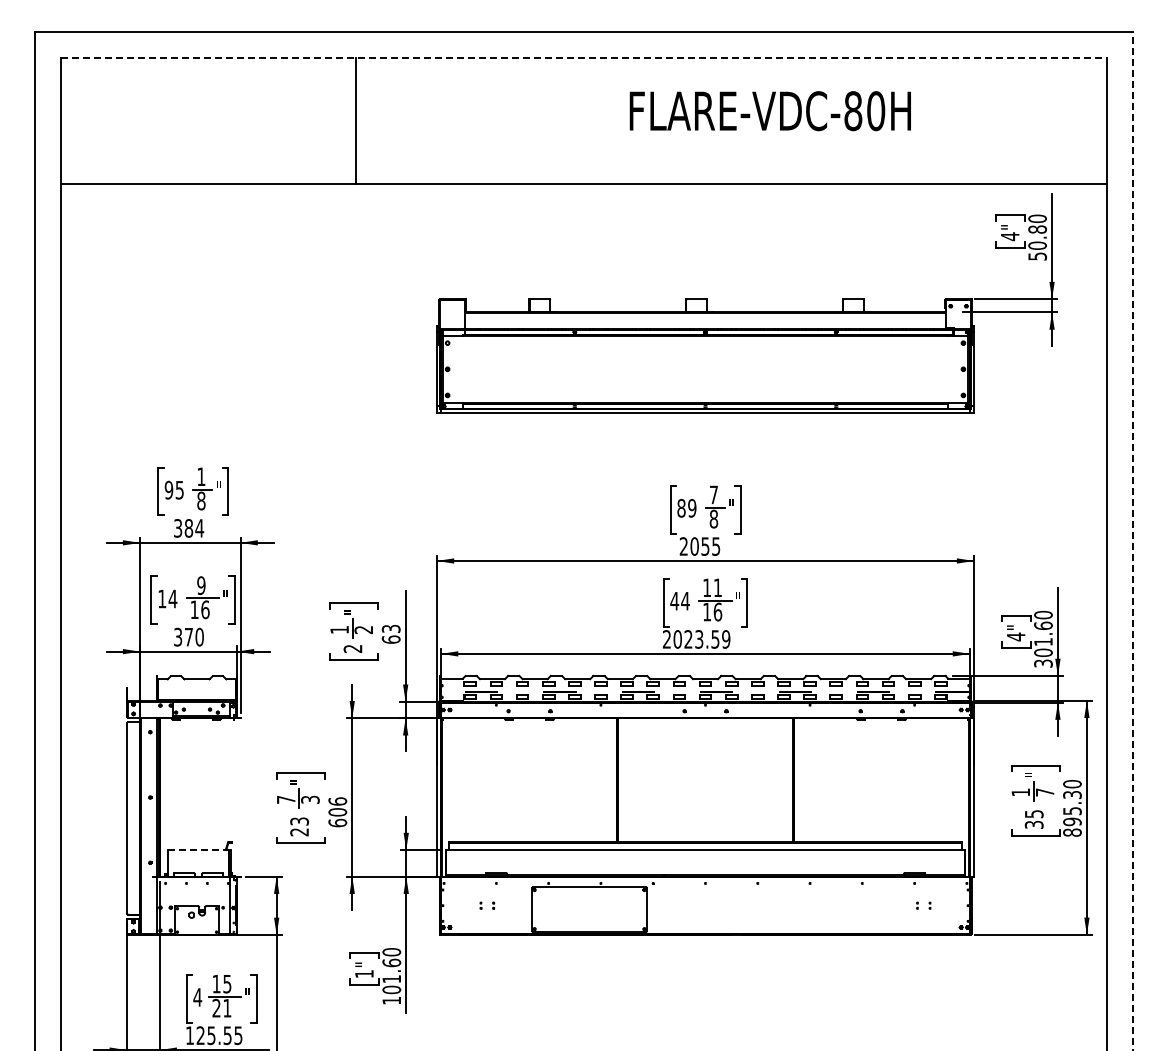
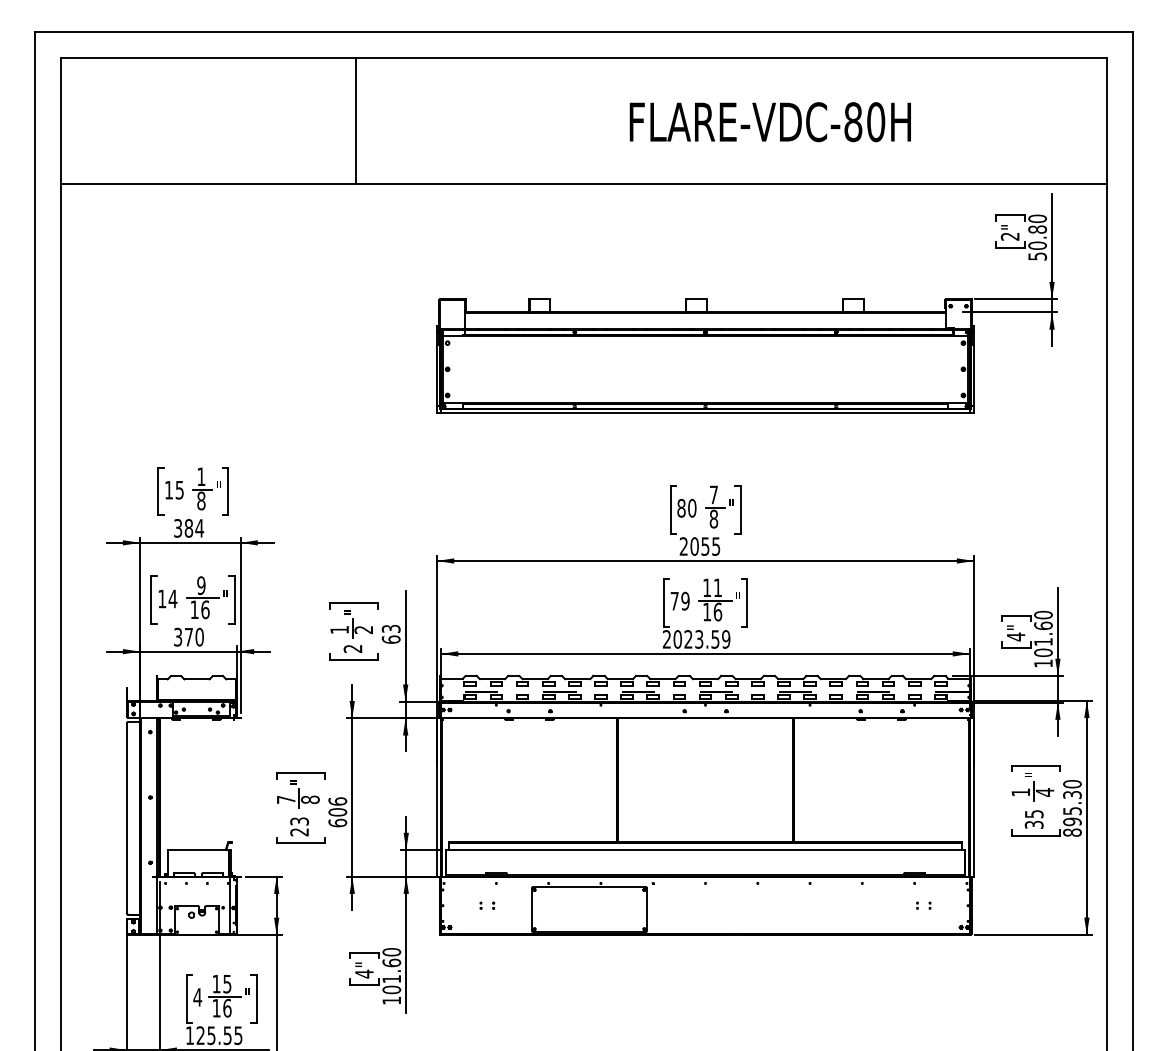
line: dashed -> solid (584, 57)
text position: (769, 111) -> (769, 122) (769, 122)
text: 4" -> 2" (1009, 236)
text: 95 -> 15 (168, 489)
text: 89 -> 80 (692, 508)
line: dashed -> solid (1132, 540)
text: 44 -> 79 (679, 600)
text: 301.60 -> 101.60 (1043, 663)
text: 7 -> 4 (1045, 792)
text: 3 -> 8 (310, 799)
line: dashed -> solid (198, 849)
text: 1" -> 4" (364, 973)
text: 21 -> 16 (221, 1007)
